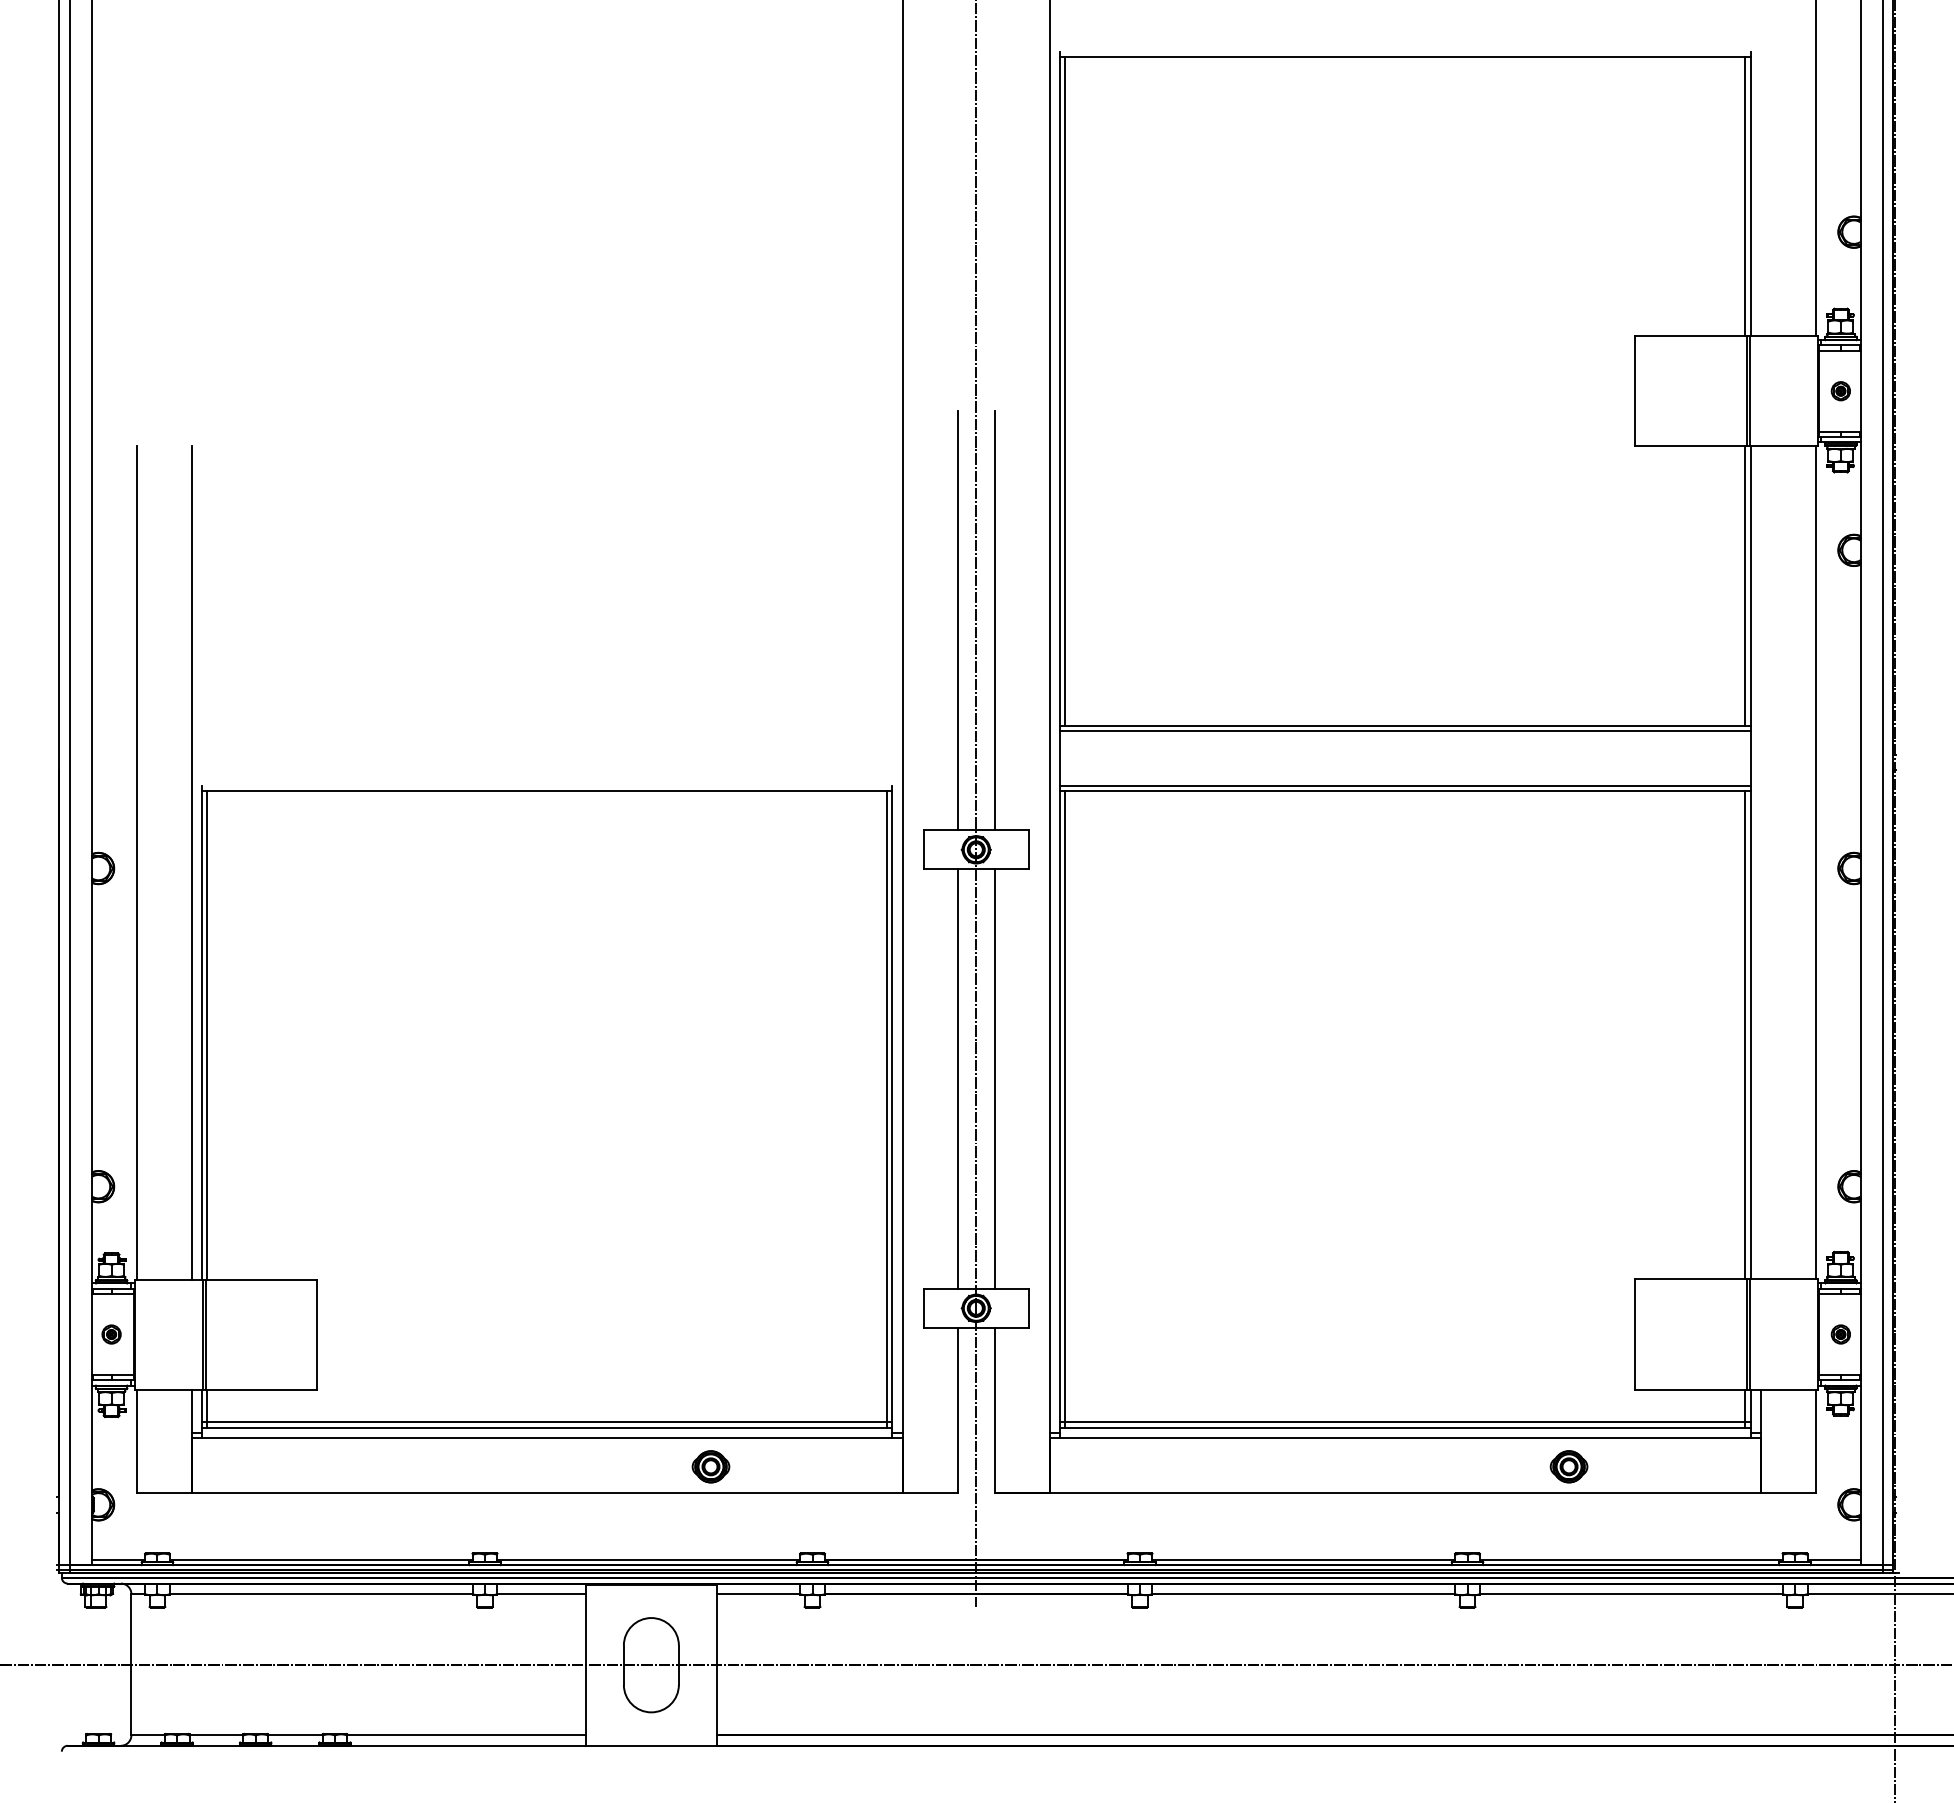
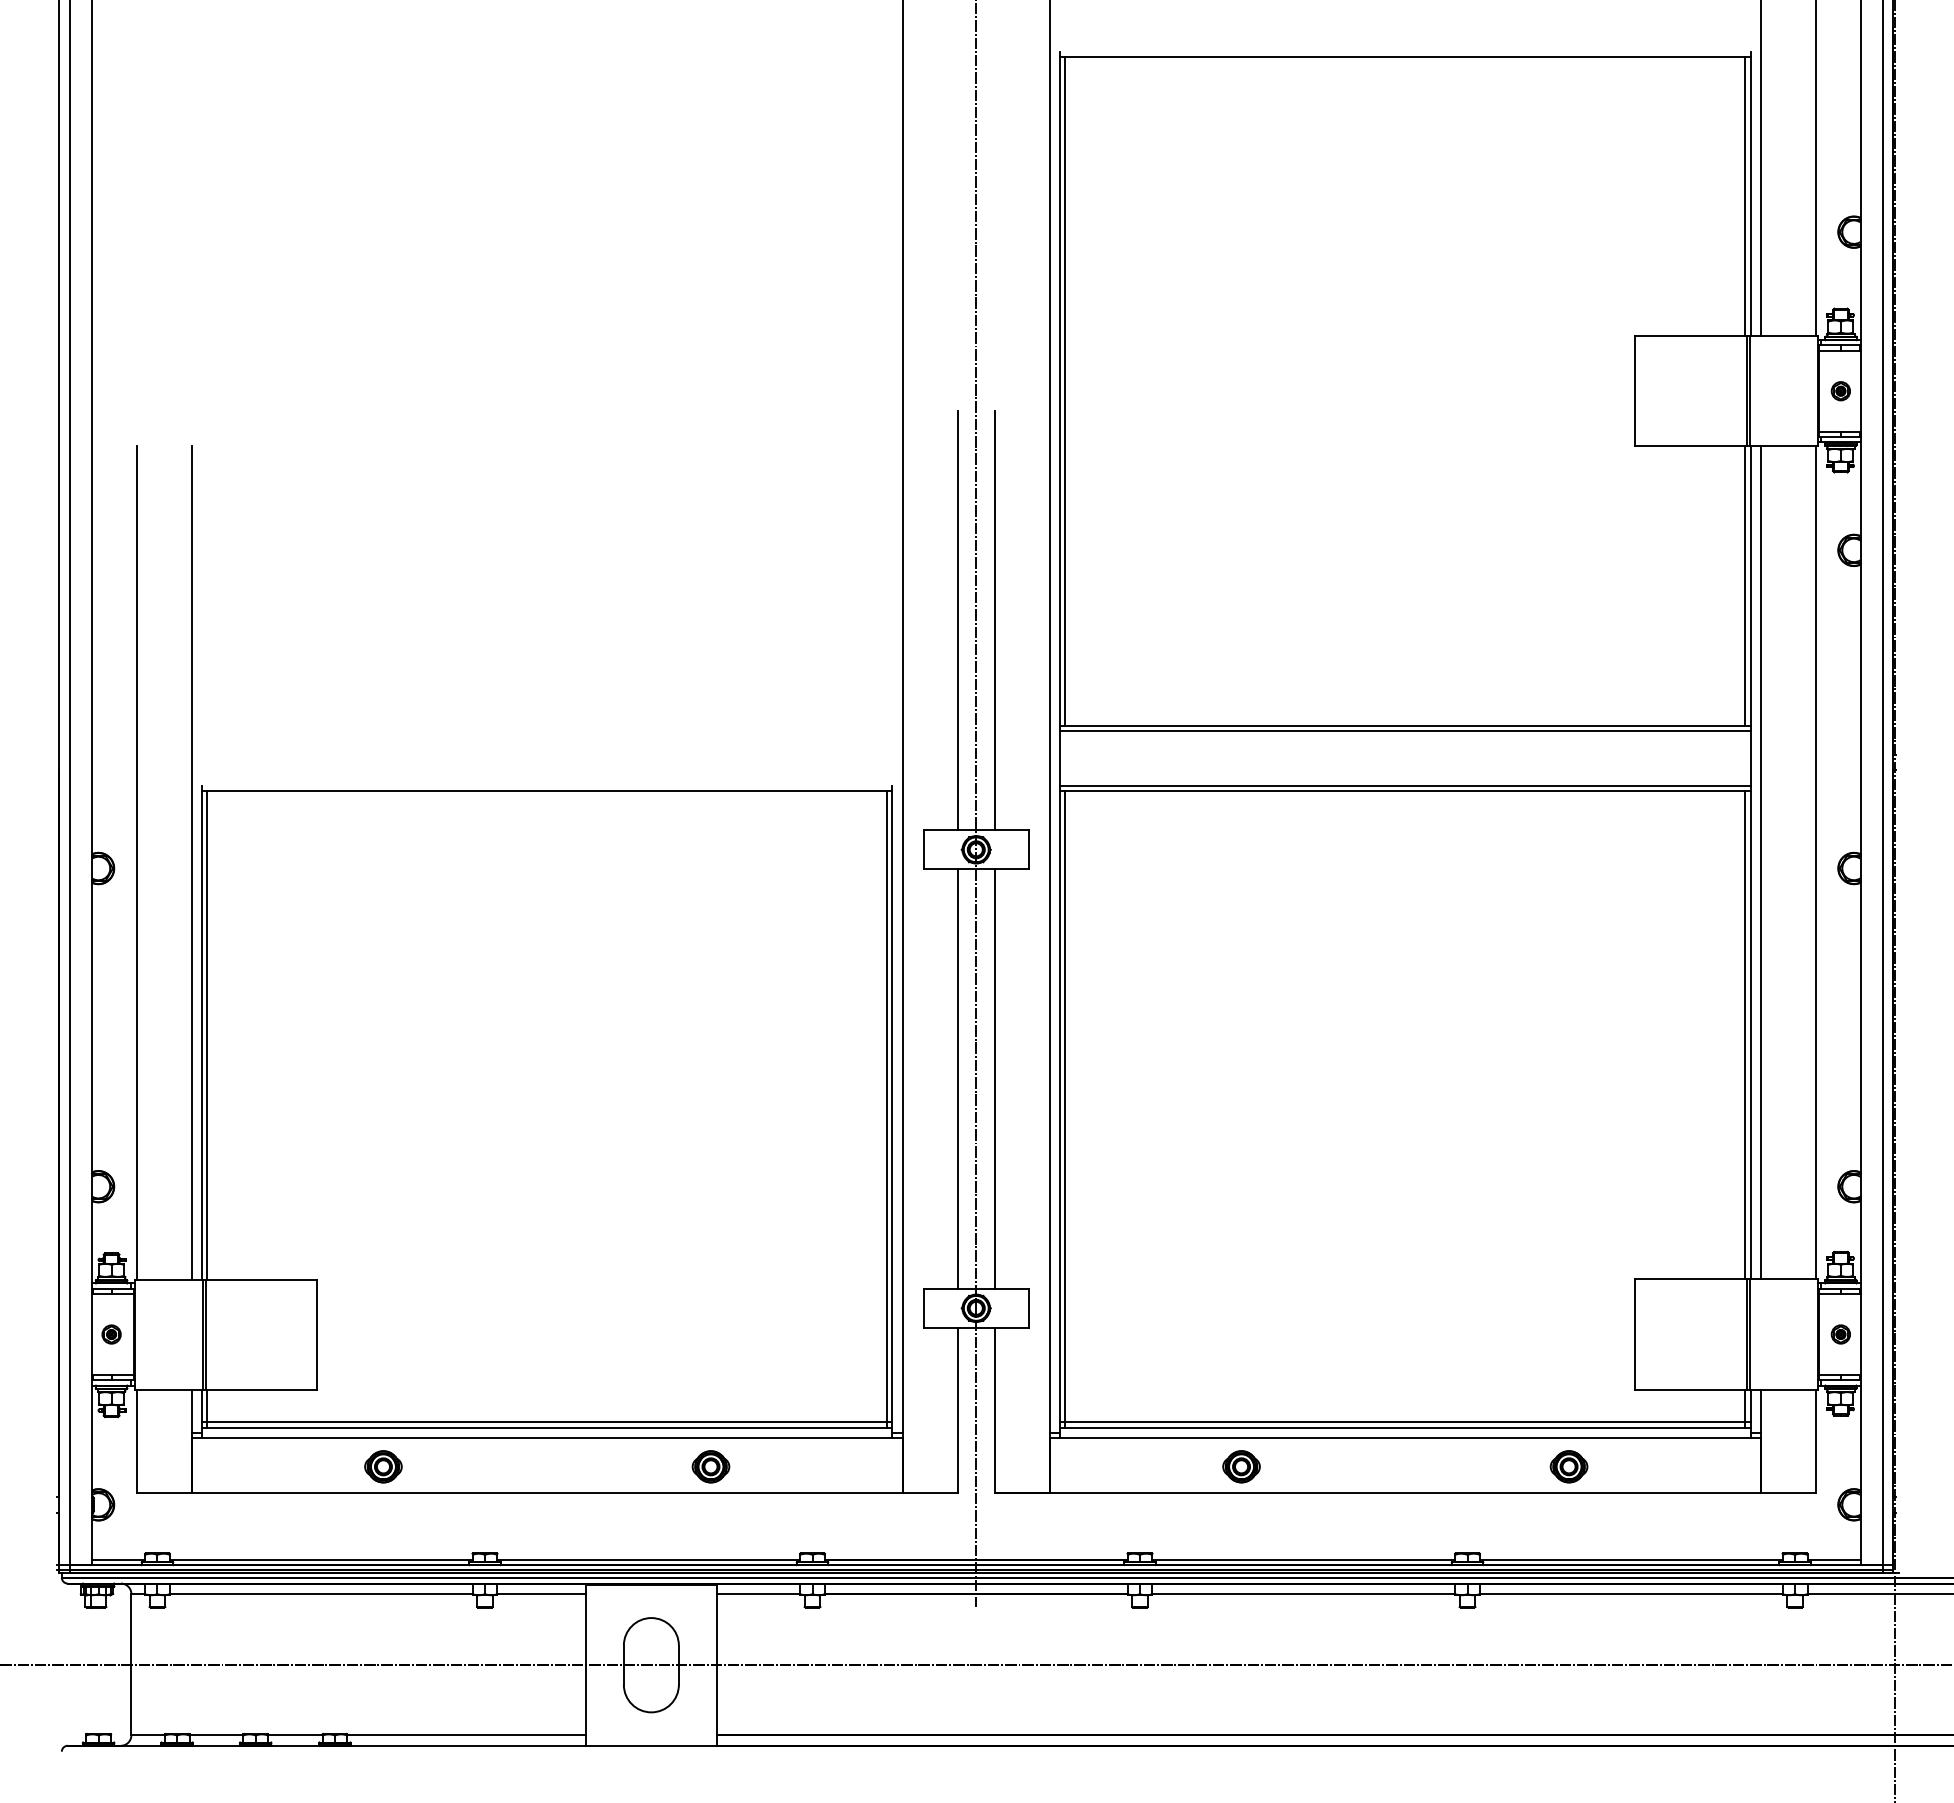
line: none -> present (1761, 169)
line: none -> present (1761, 862)
part: none -> present (383, 1466)
part: none -> present (1241, 1466)
